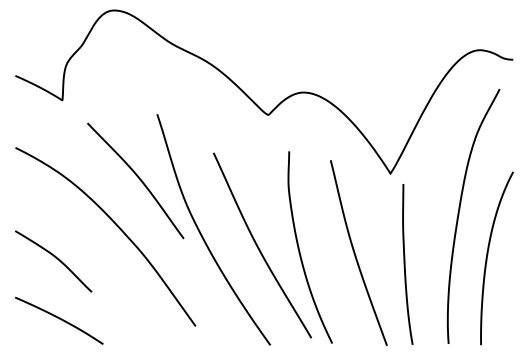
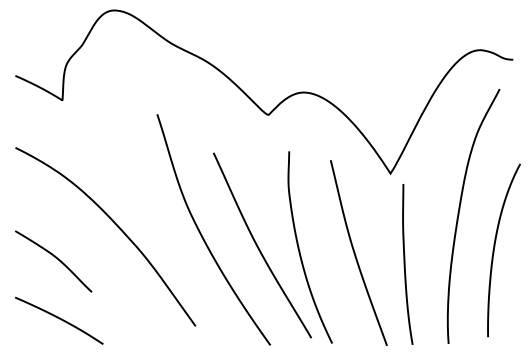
curve: present -> none (137, 177)
curve position: (488, 254) -> (495, 246) (495, 246)
